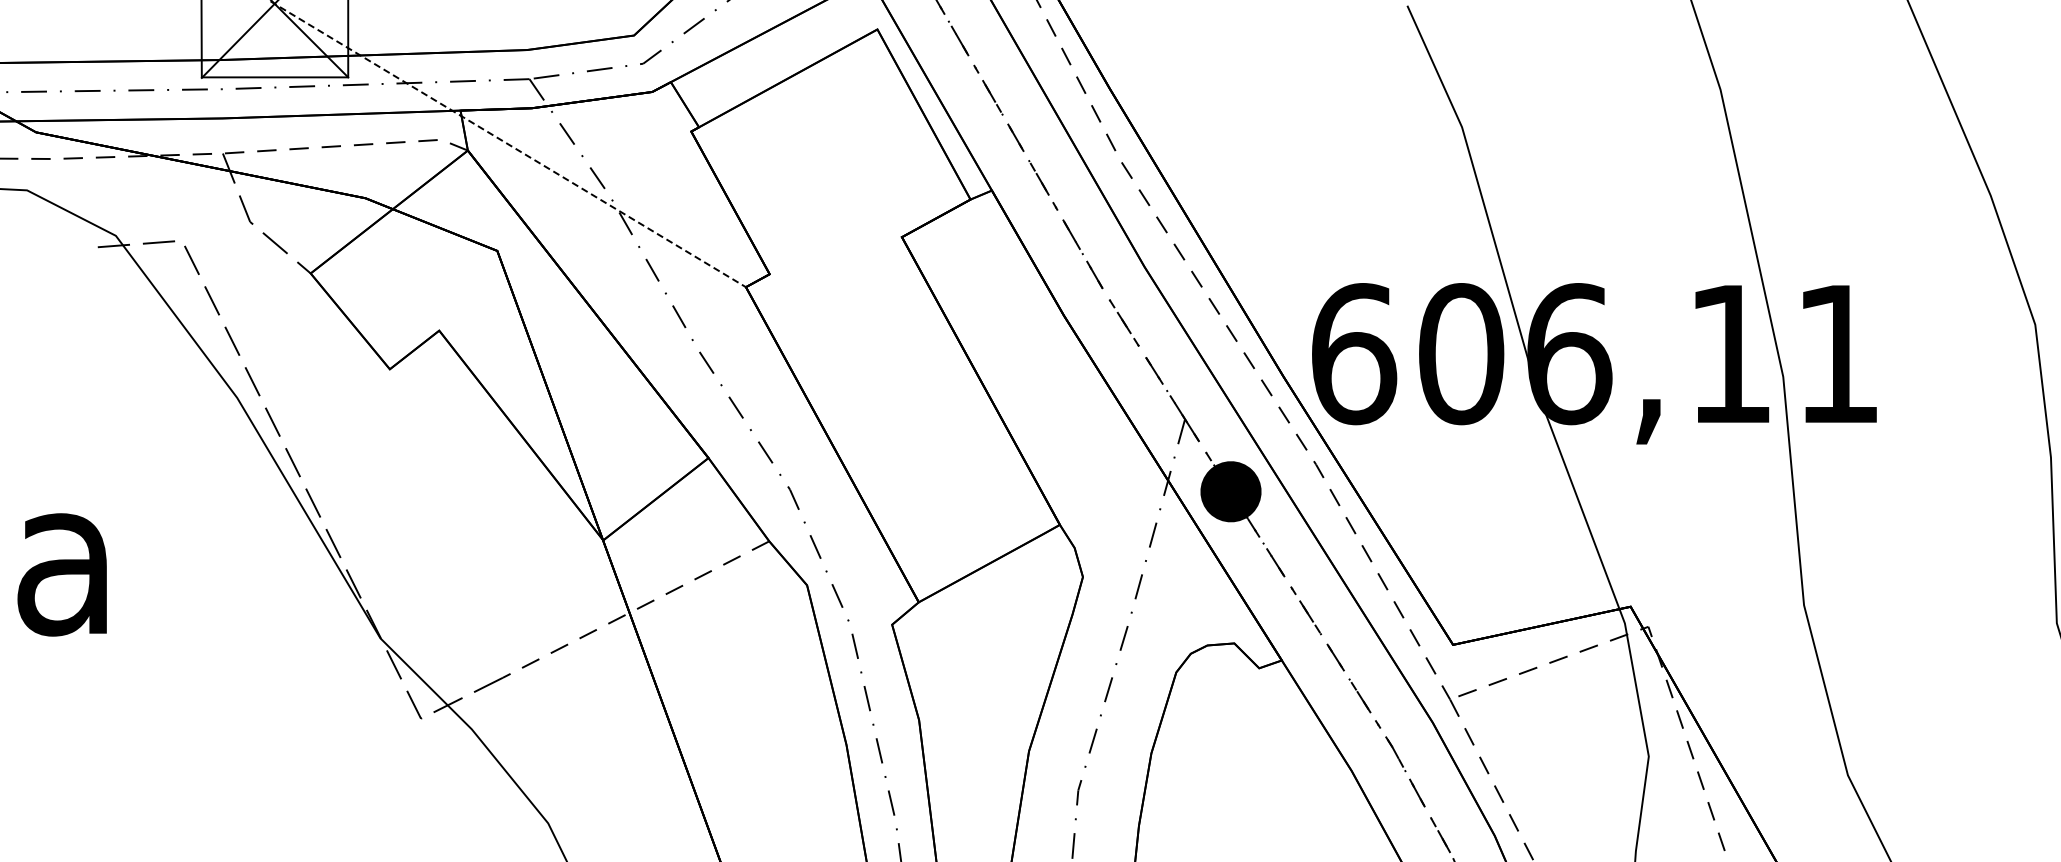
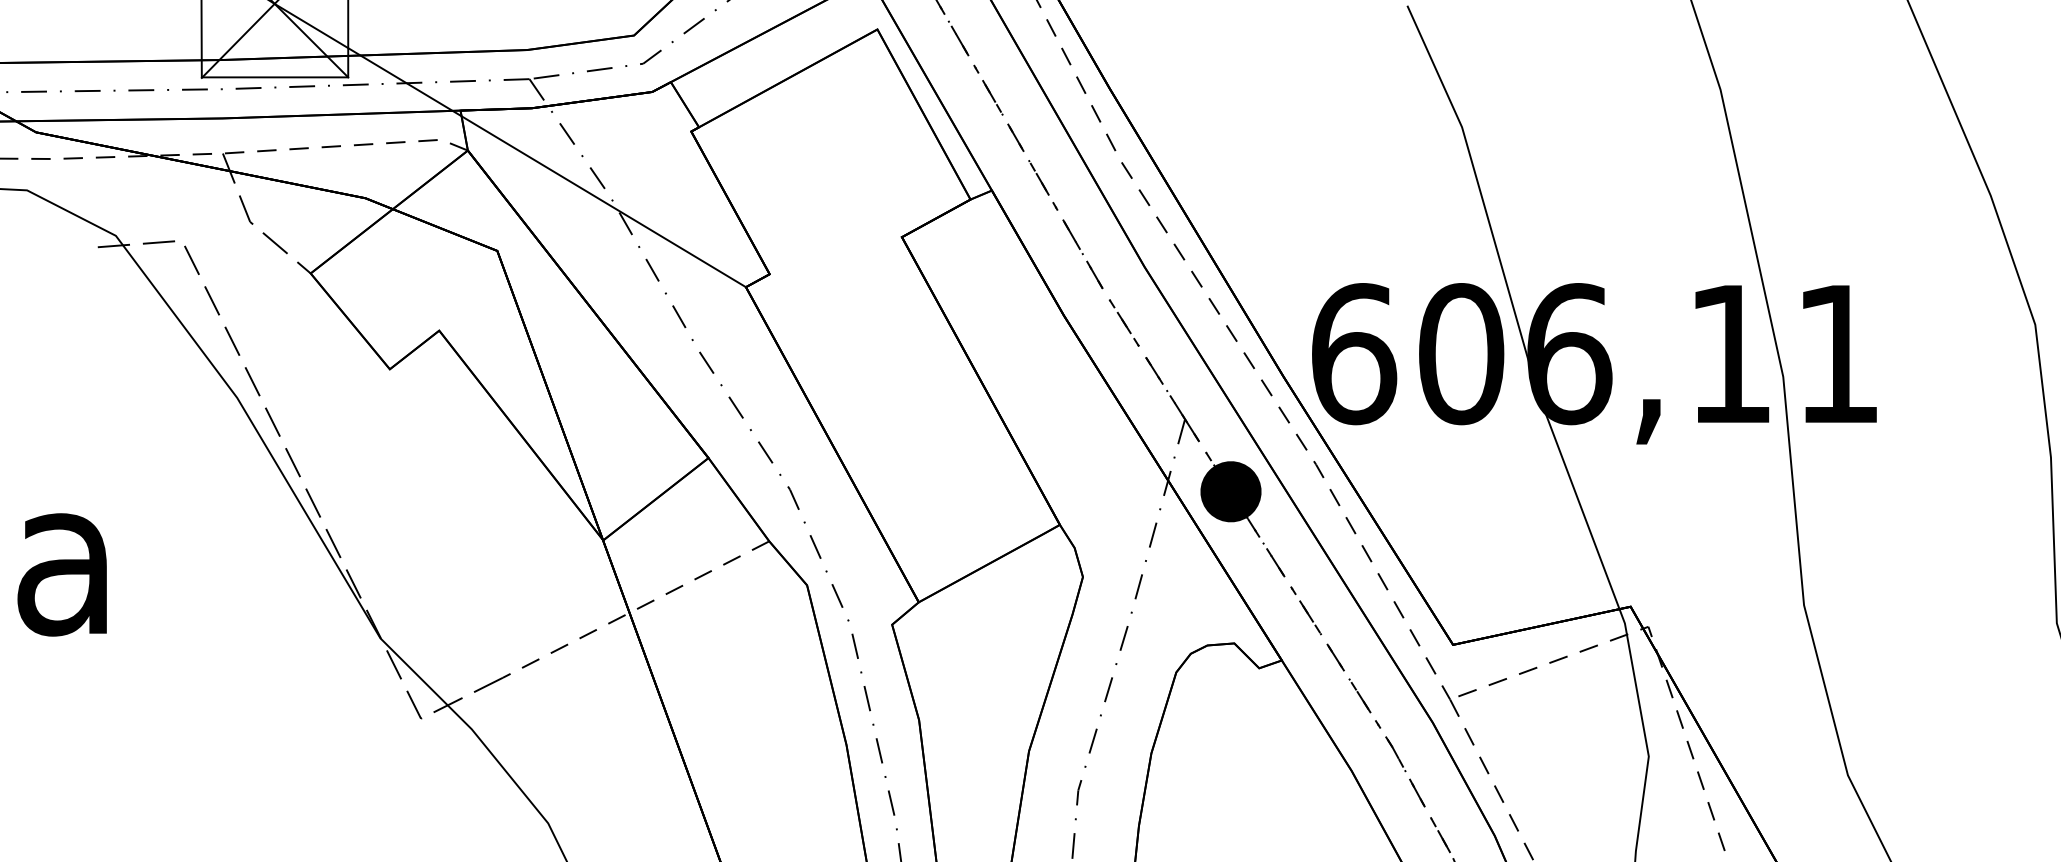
line: dashed -> solid (506, 143)
